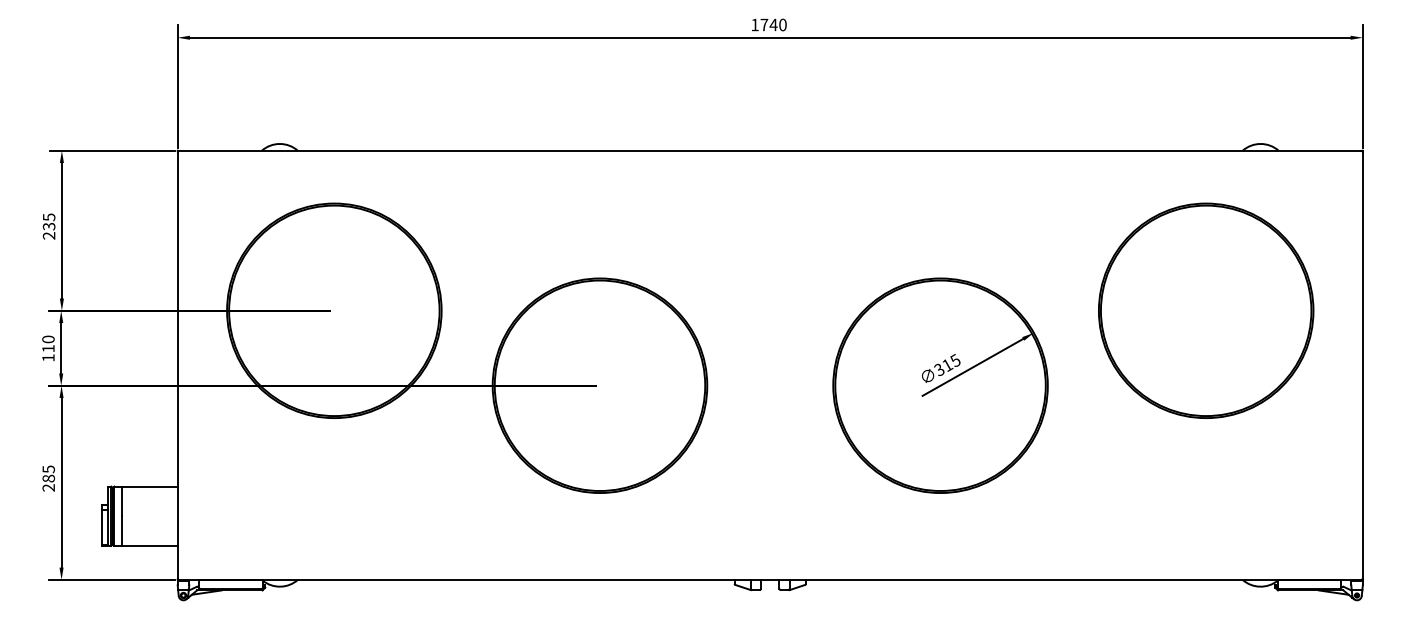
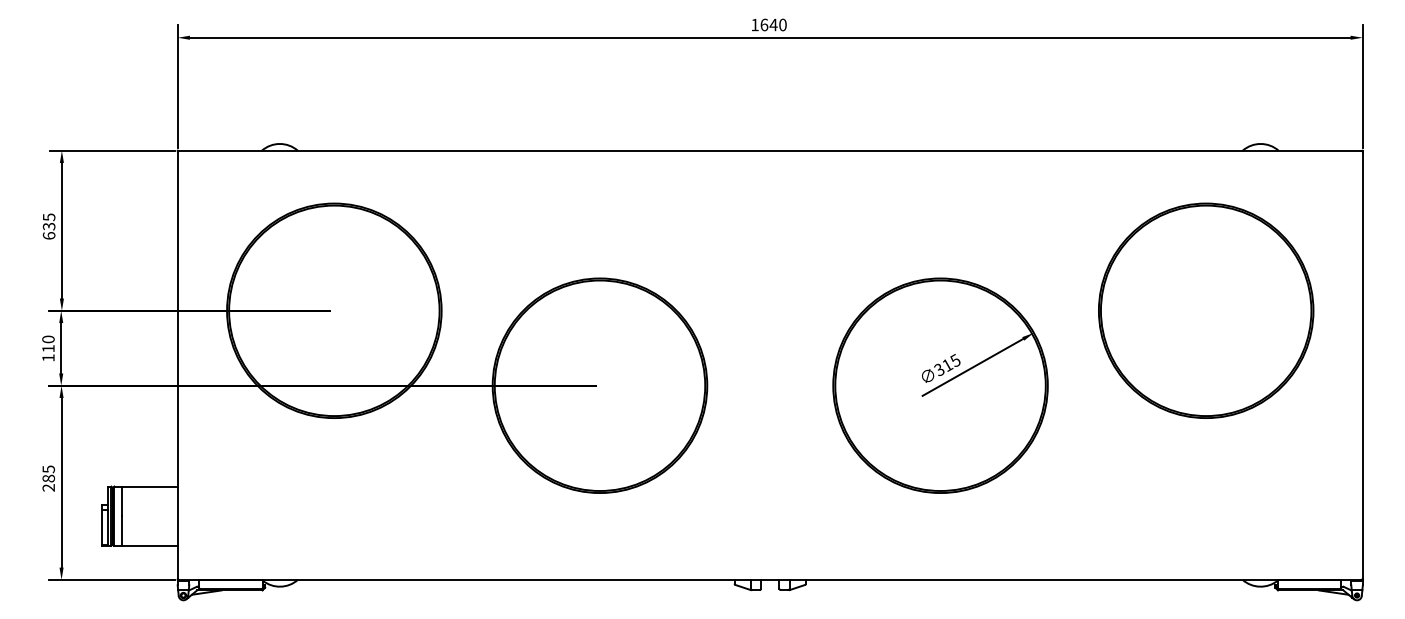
text: 1740 -> 1640 (764, 24)
text: 235 -> 635 (48, 235)
